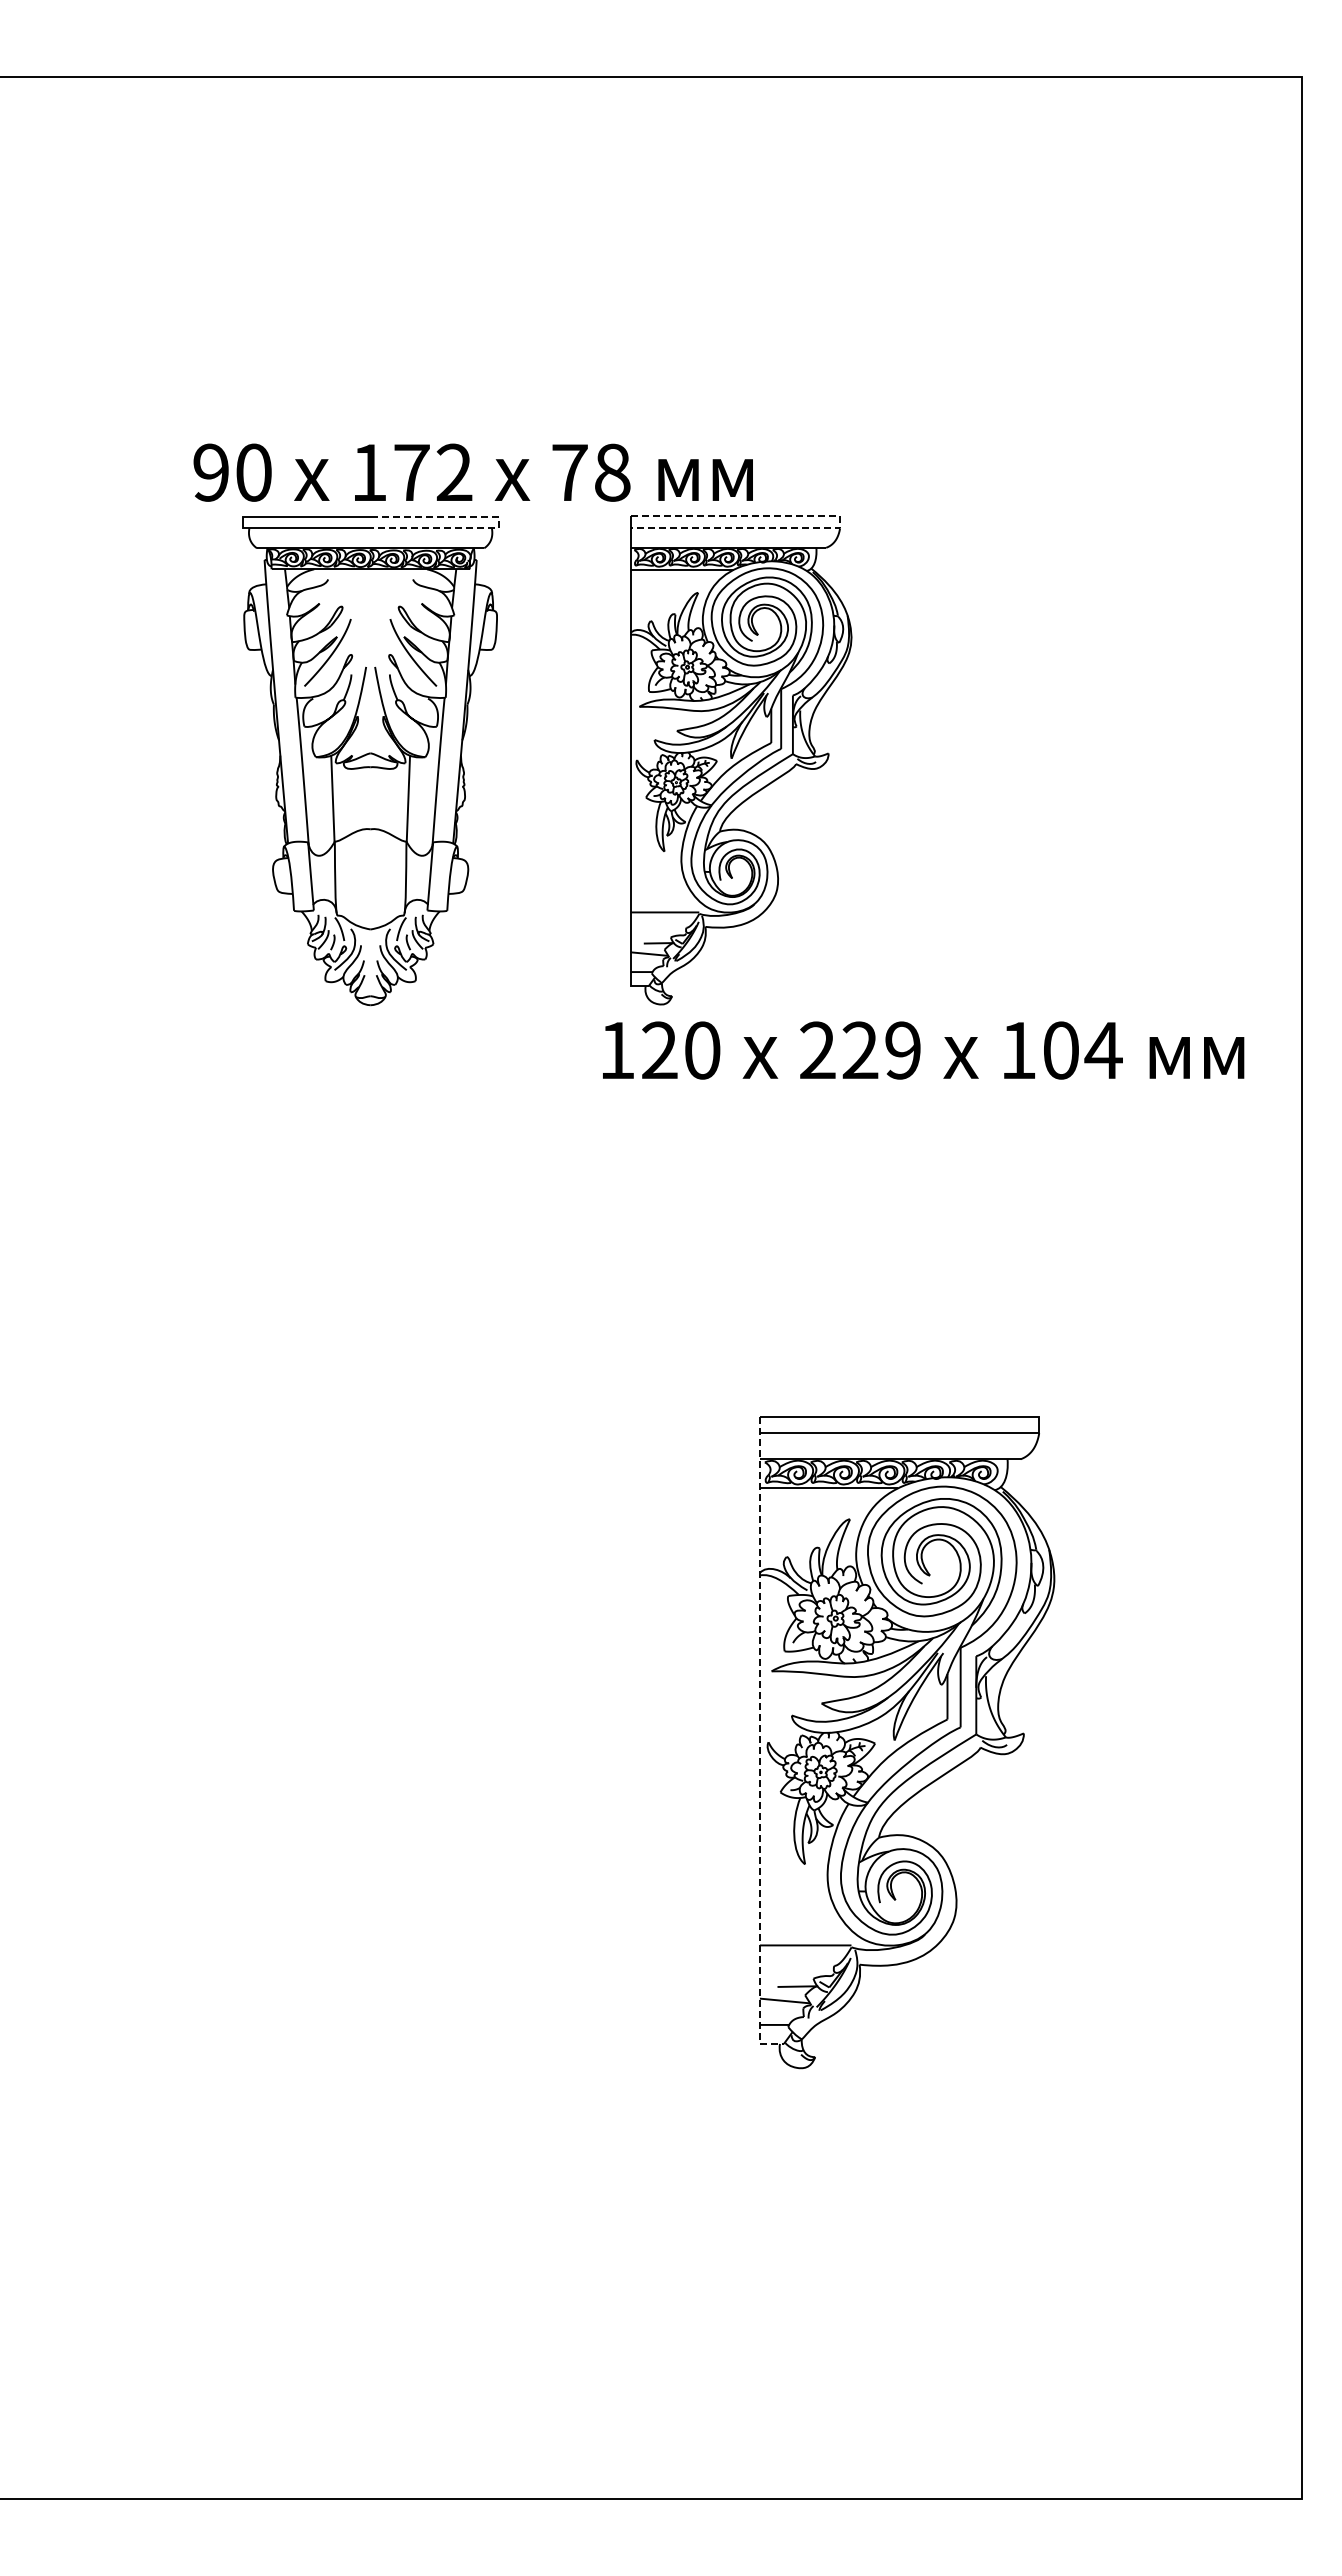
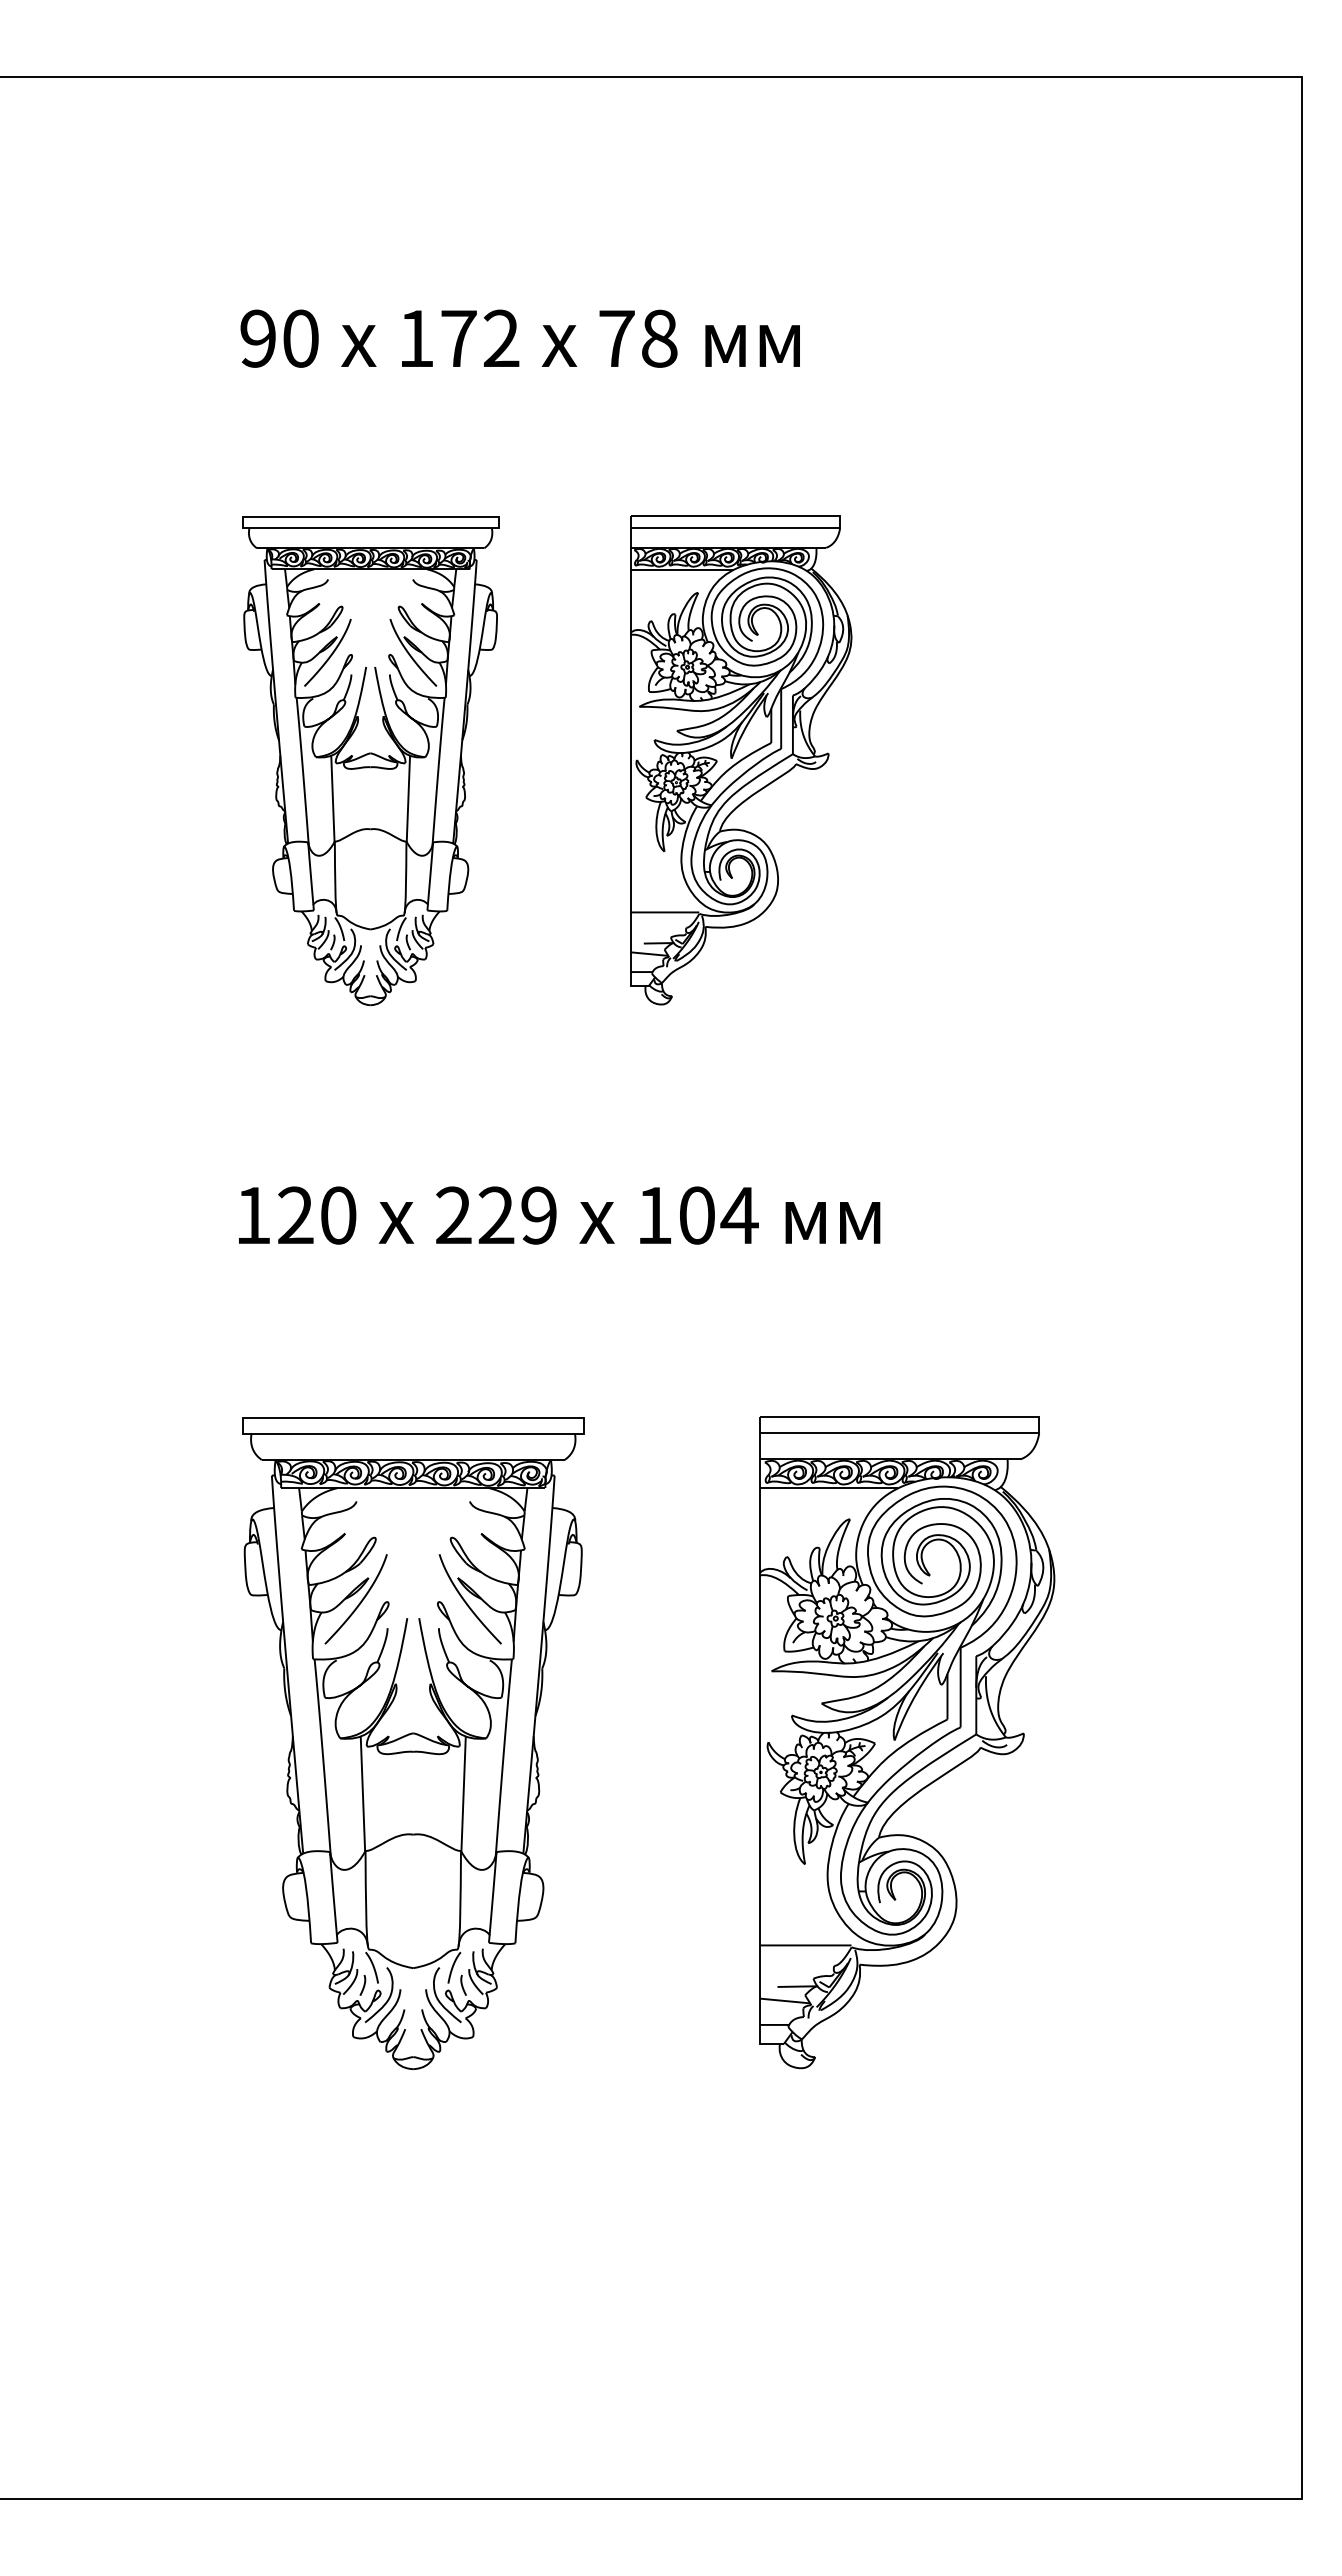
text position: (472, 472) -> (519, 338) (519, 338)
line: dashed -> solid (498, 522)
line: dashed -> solid (840, 522)
text position: (923, 1050) -> (559, 1215) (559, 1215)
part: none -> present (413, 1743)
line: dashed -> solid (759, 1744)
